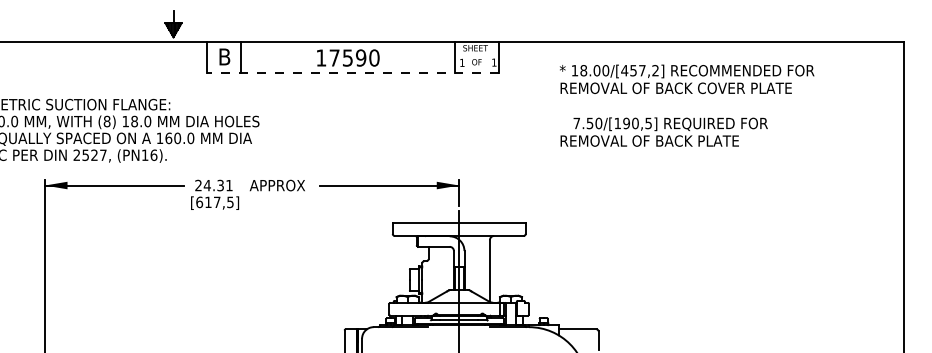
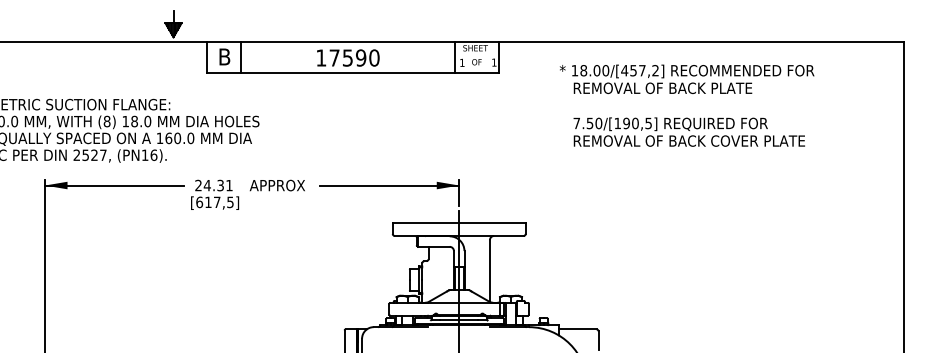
line: dashed -> solid (352, 72)
text: REMOVAL OF BACK COVER PLATE -> REMOVAL OF BACK PLATE (675, 88)
text: REMOVAL OF BACK PLATE -> REMOVAL OF BACK COVER PLATE (682, 140)
